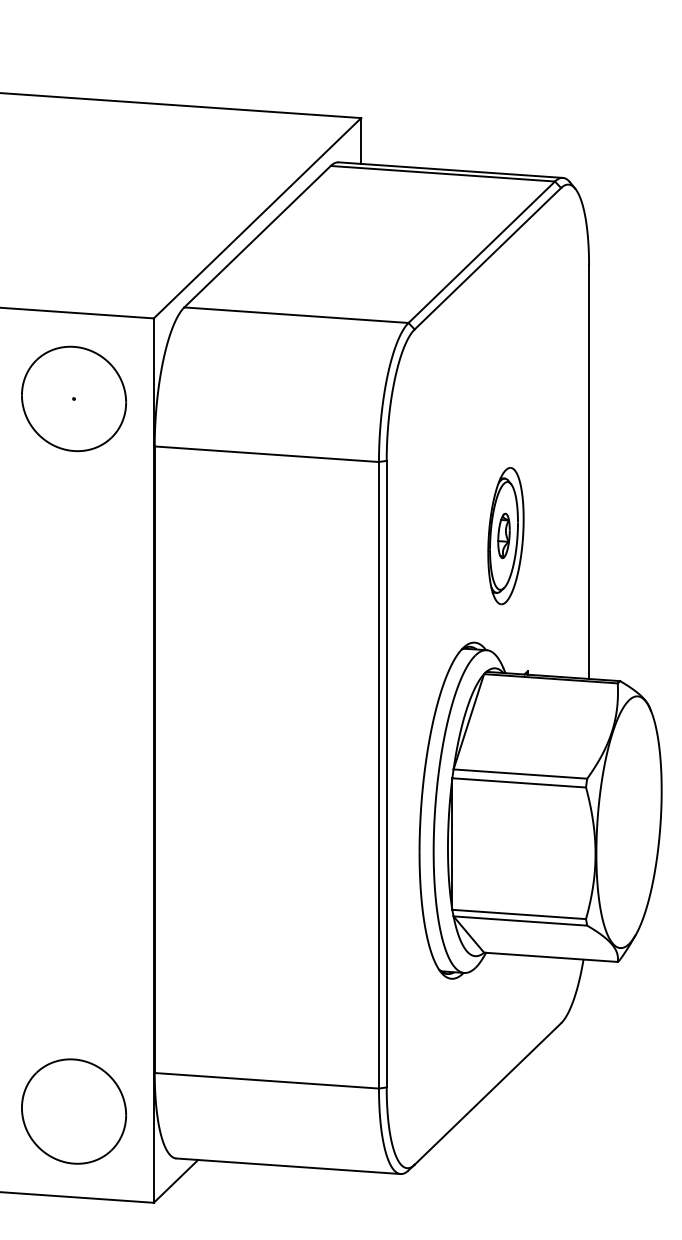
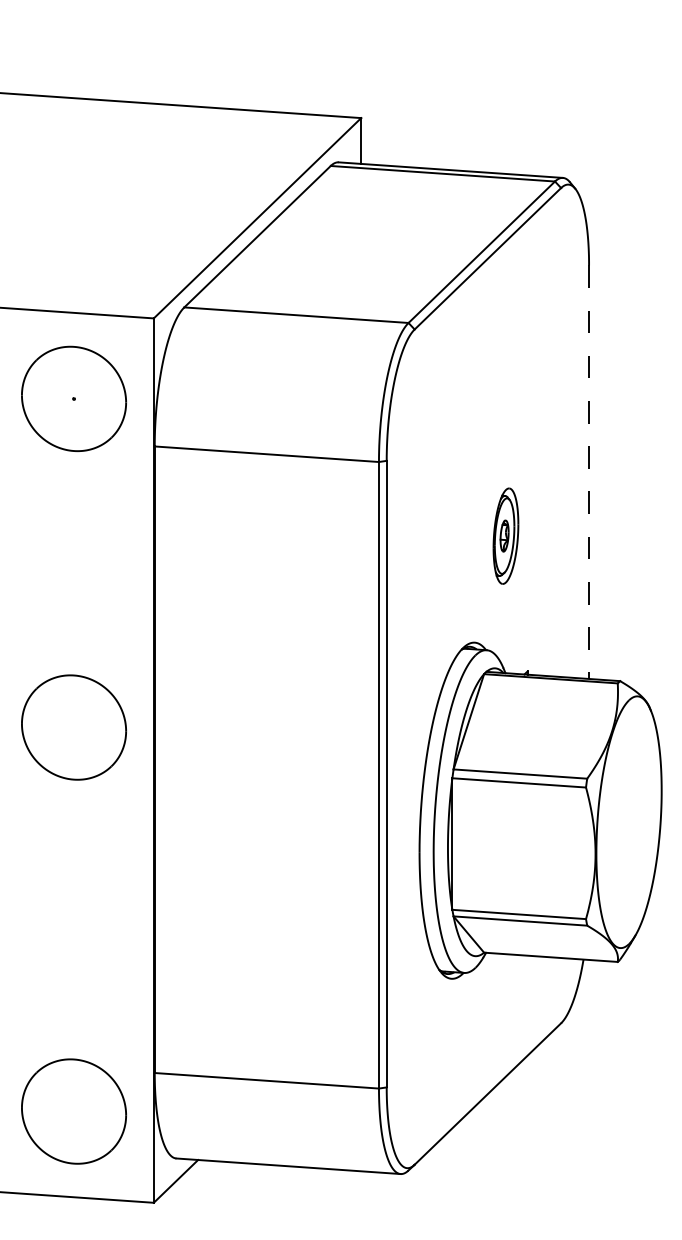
line: solid -> dashed (589, 472)
part size: 38x139 px -> 28x98 px (505, 535)
part: none -> present (73, 727)
